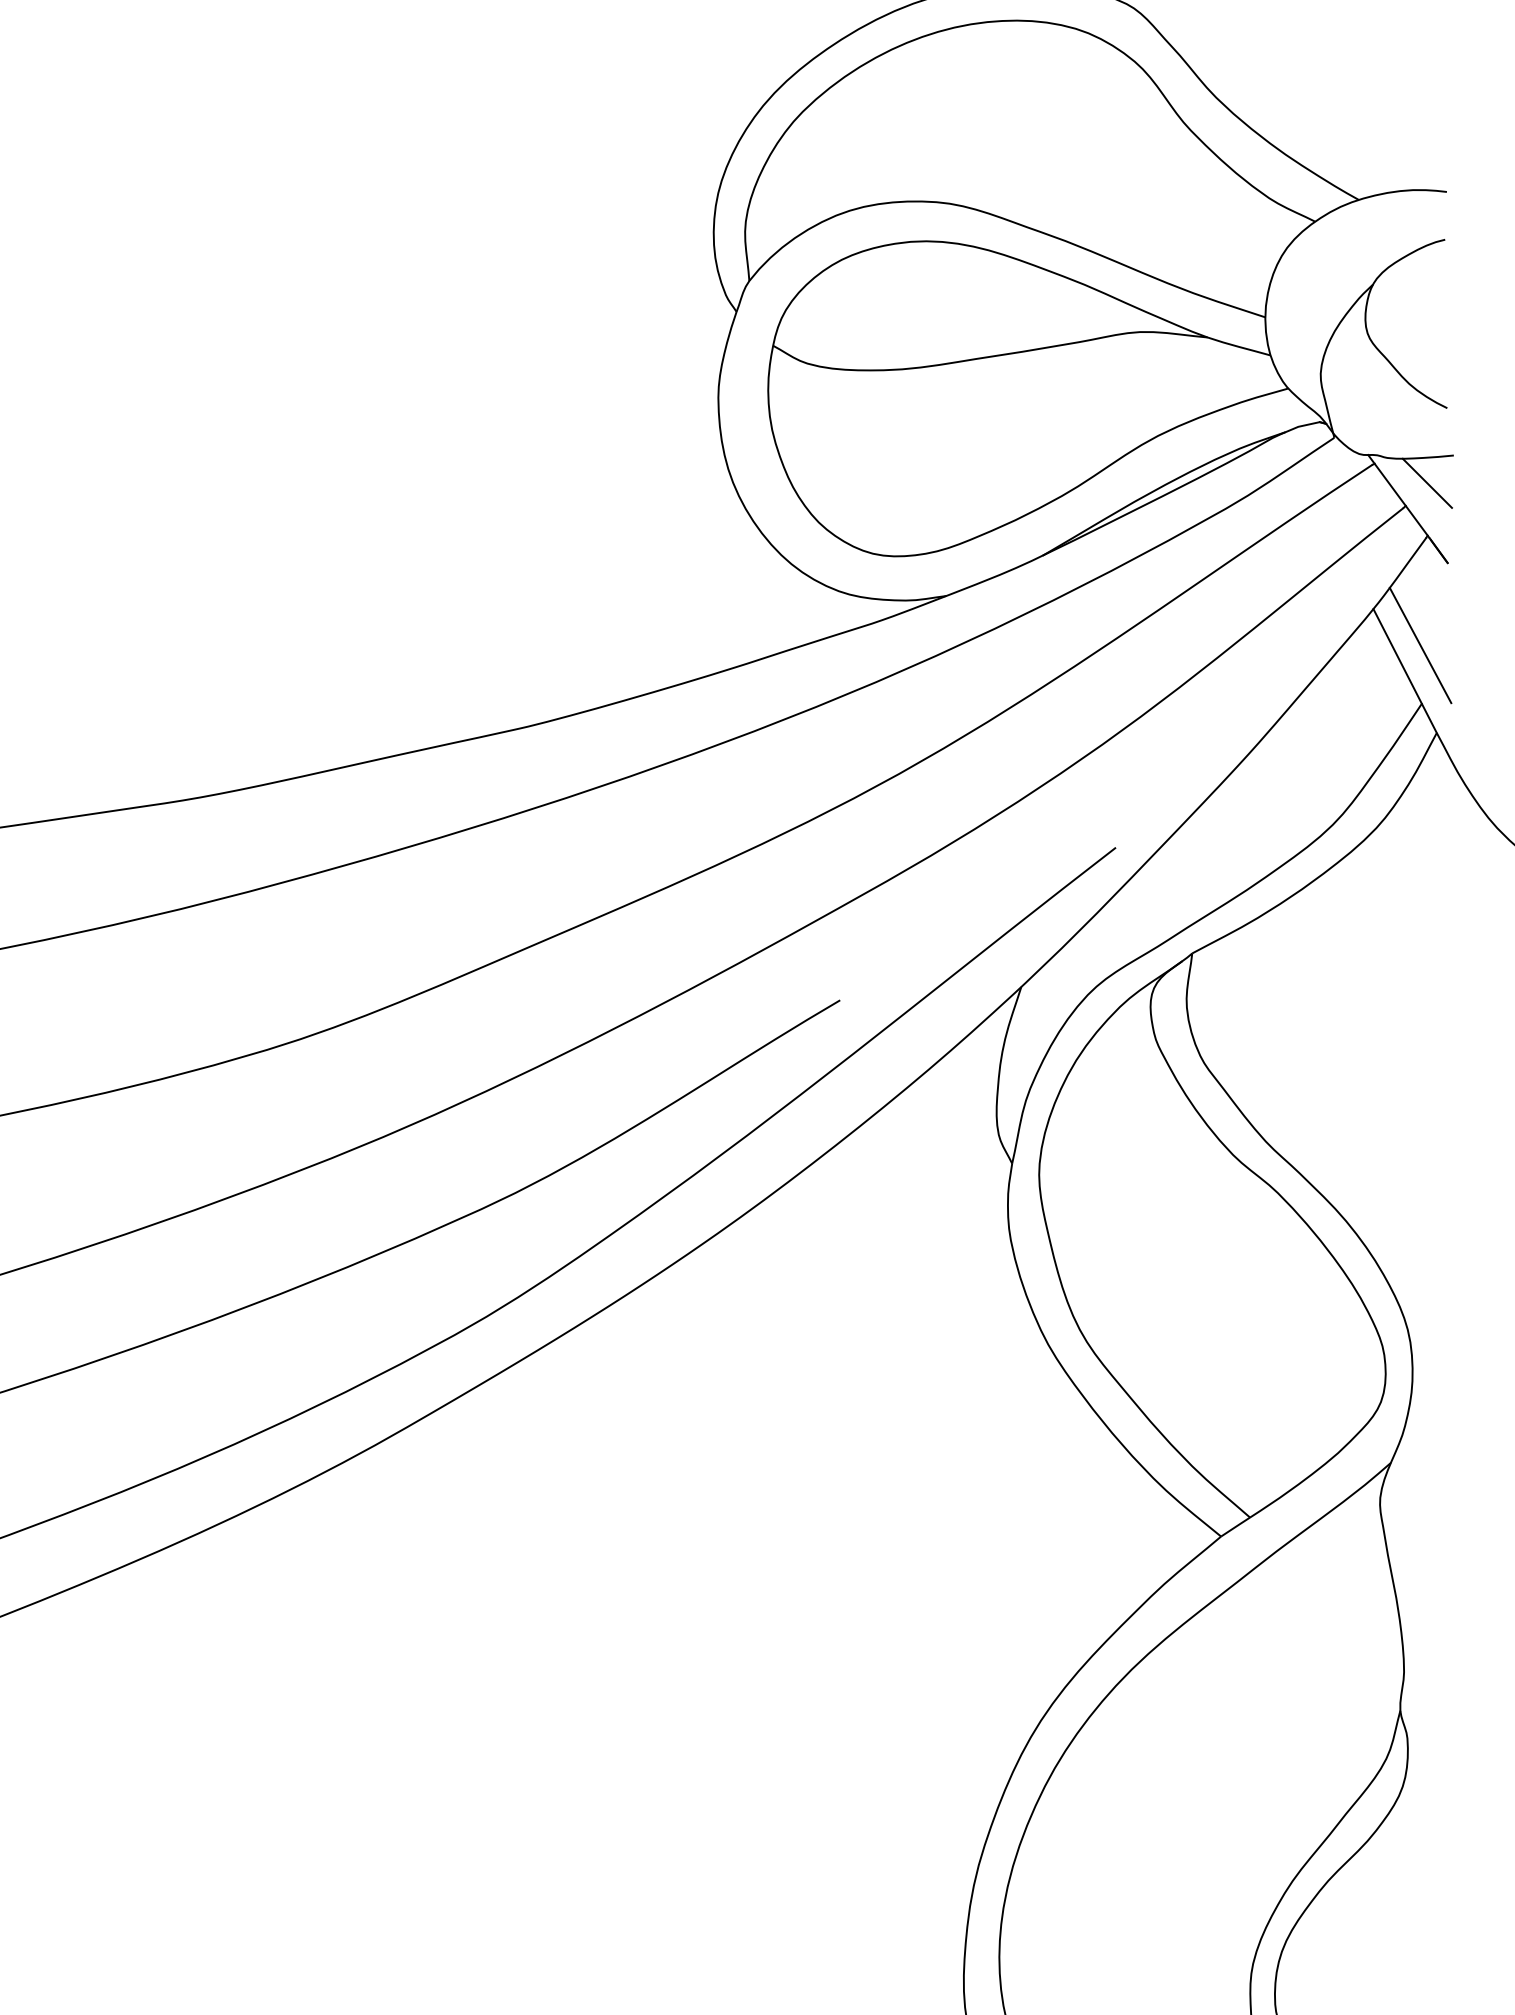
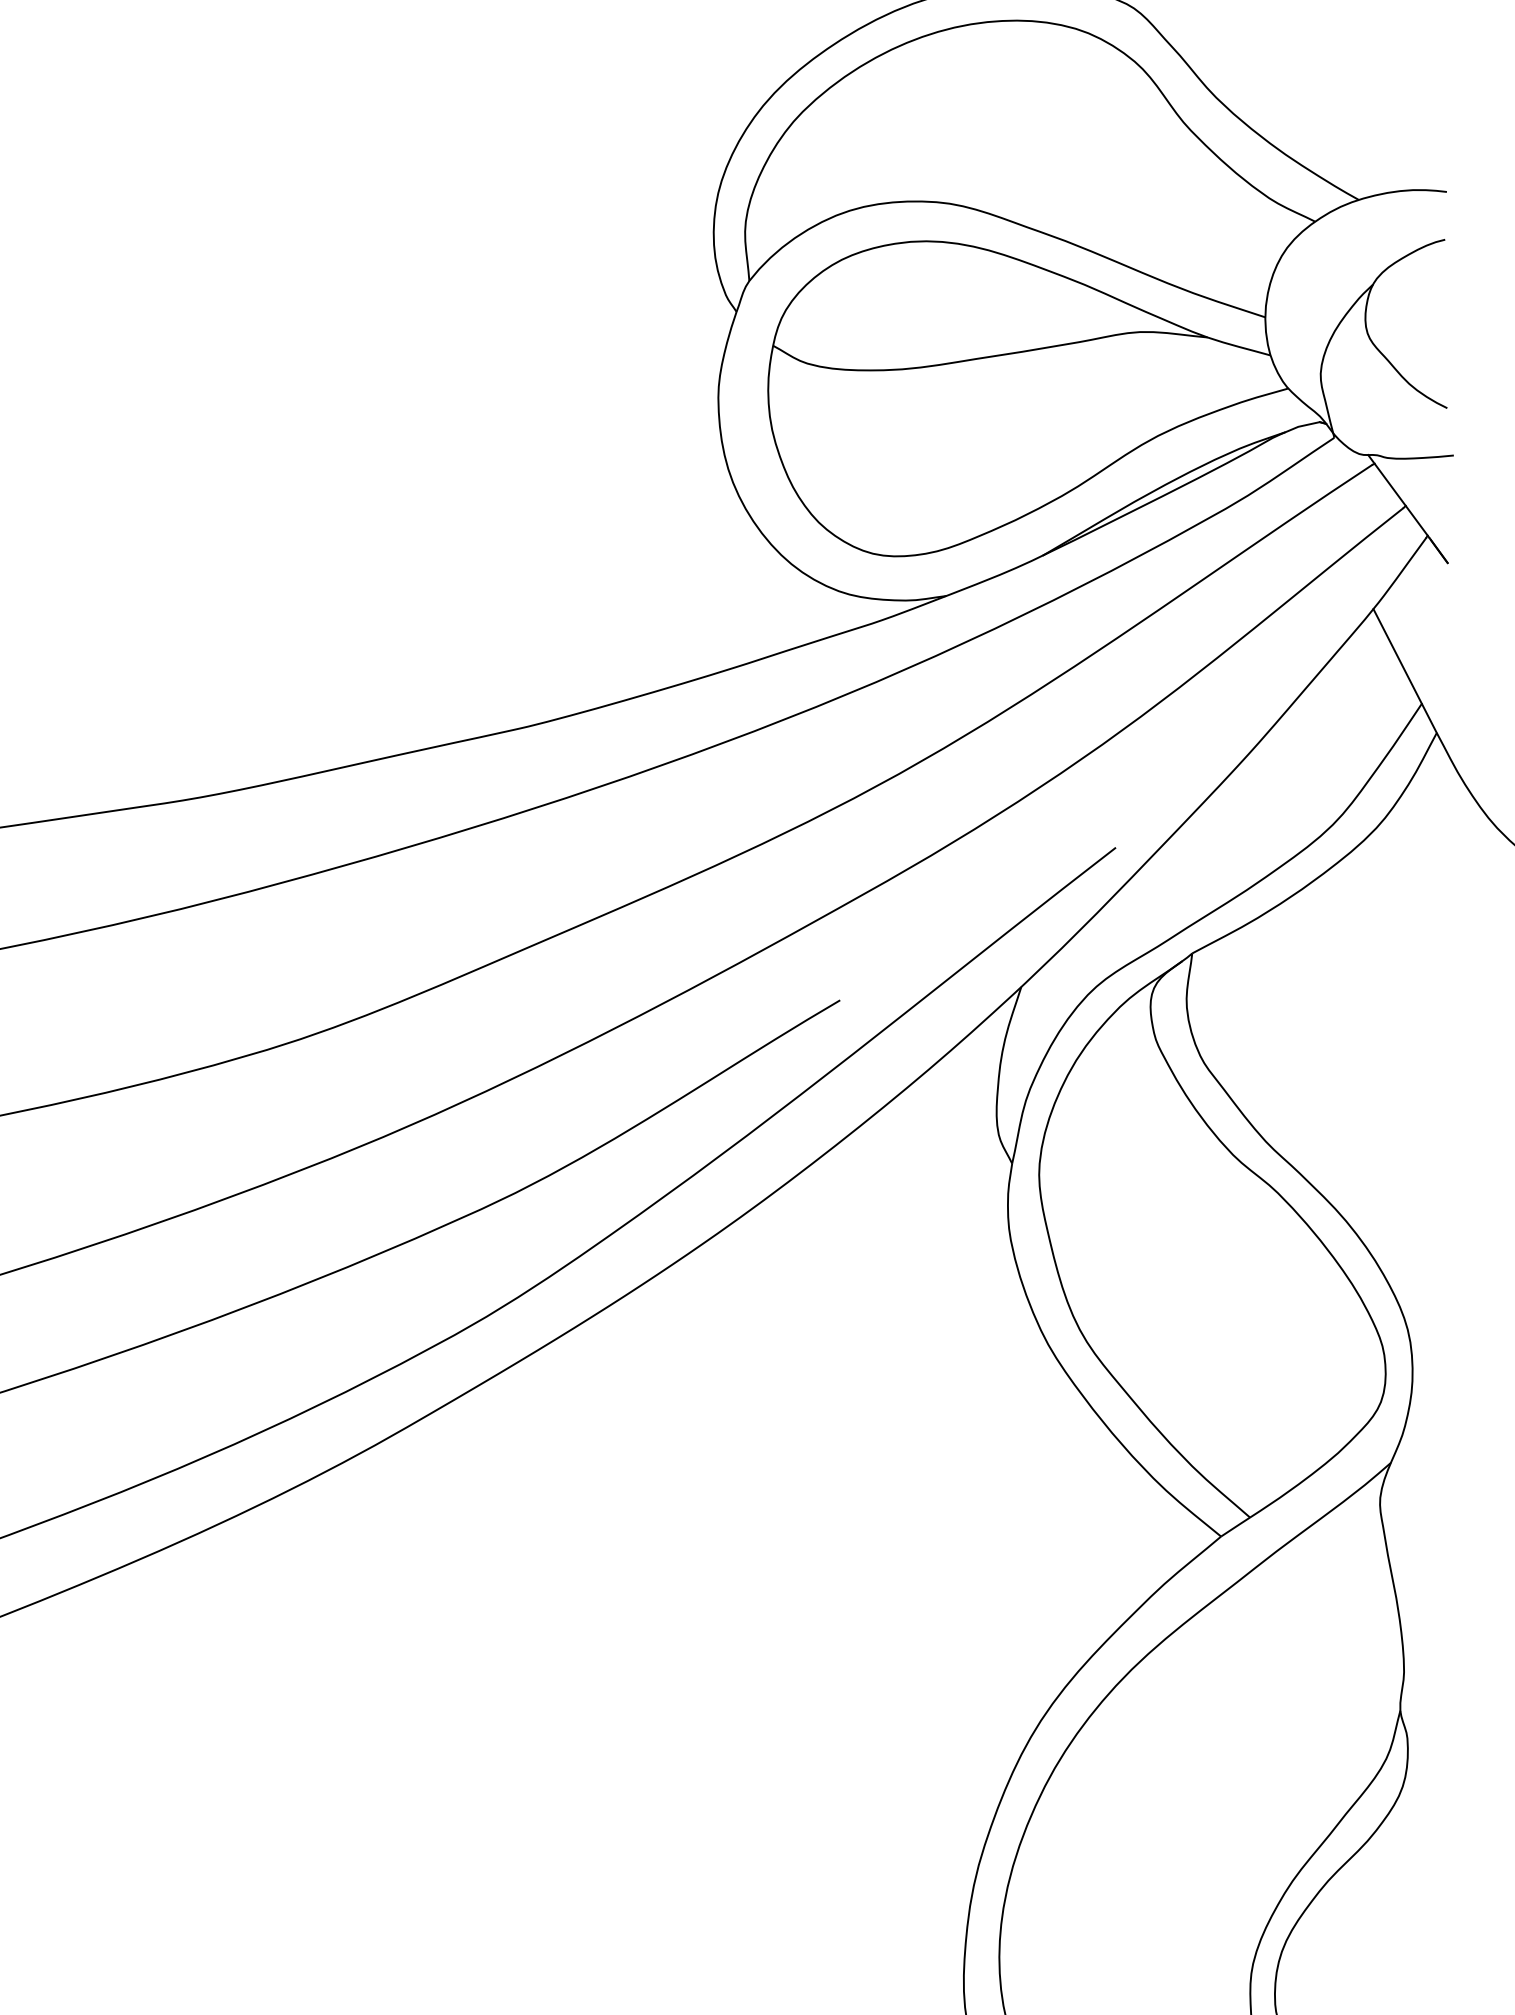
line: present -> none (1427, 482)
line: present -> none (1420, 645)
